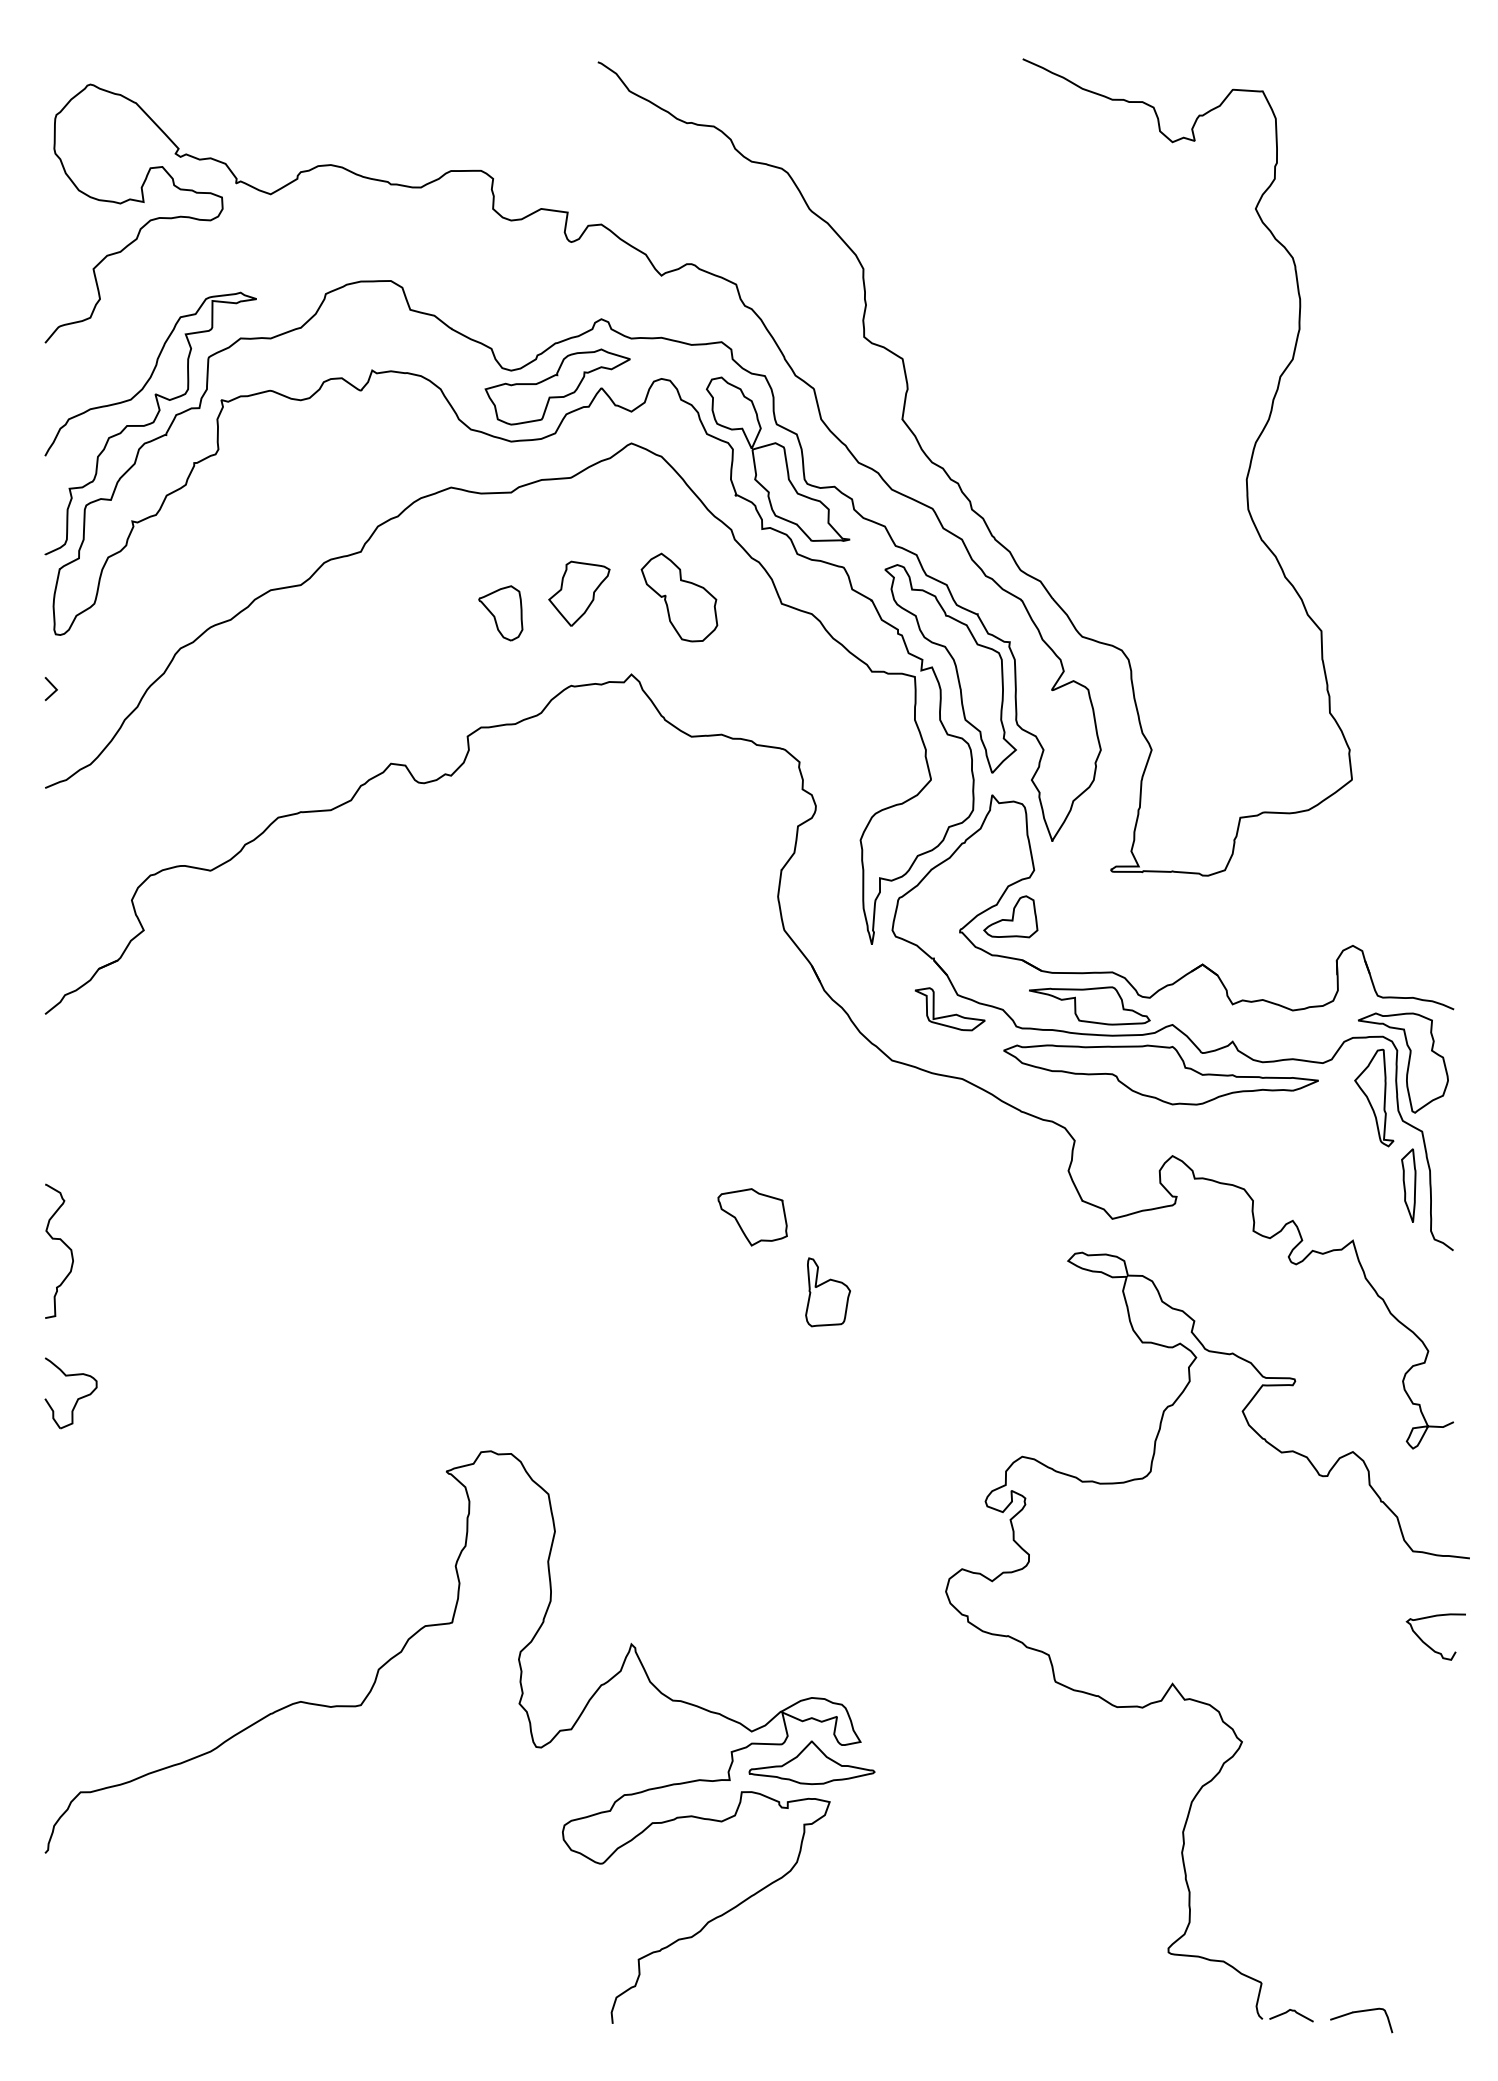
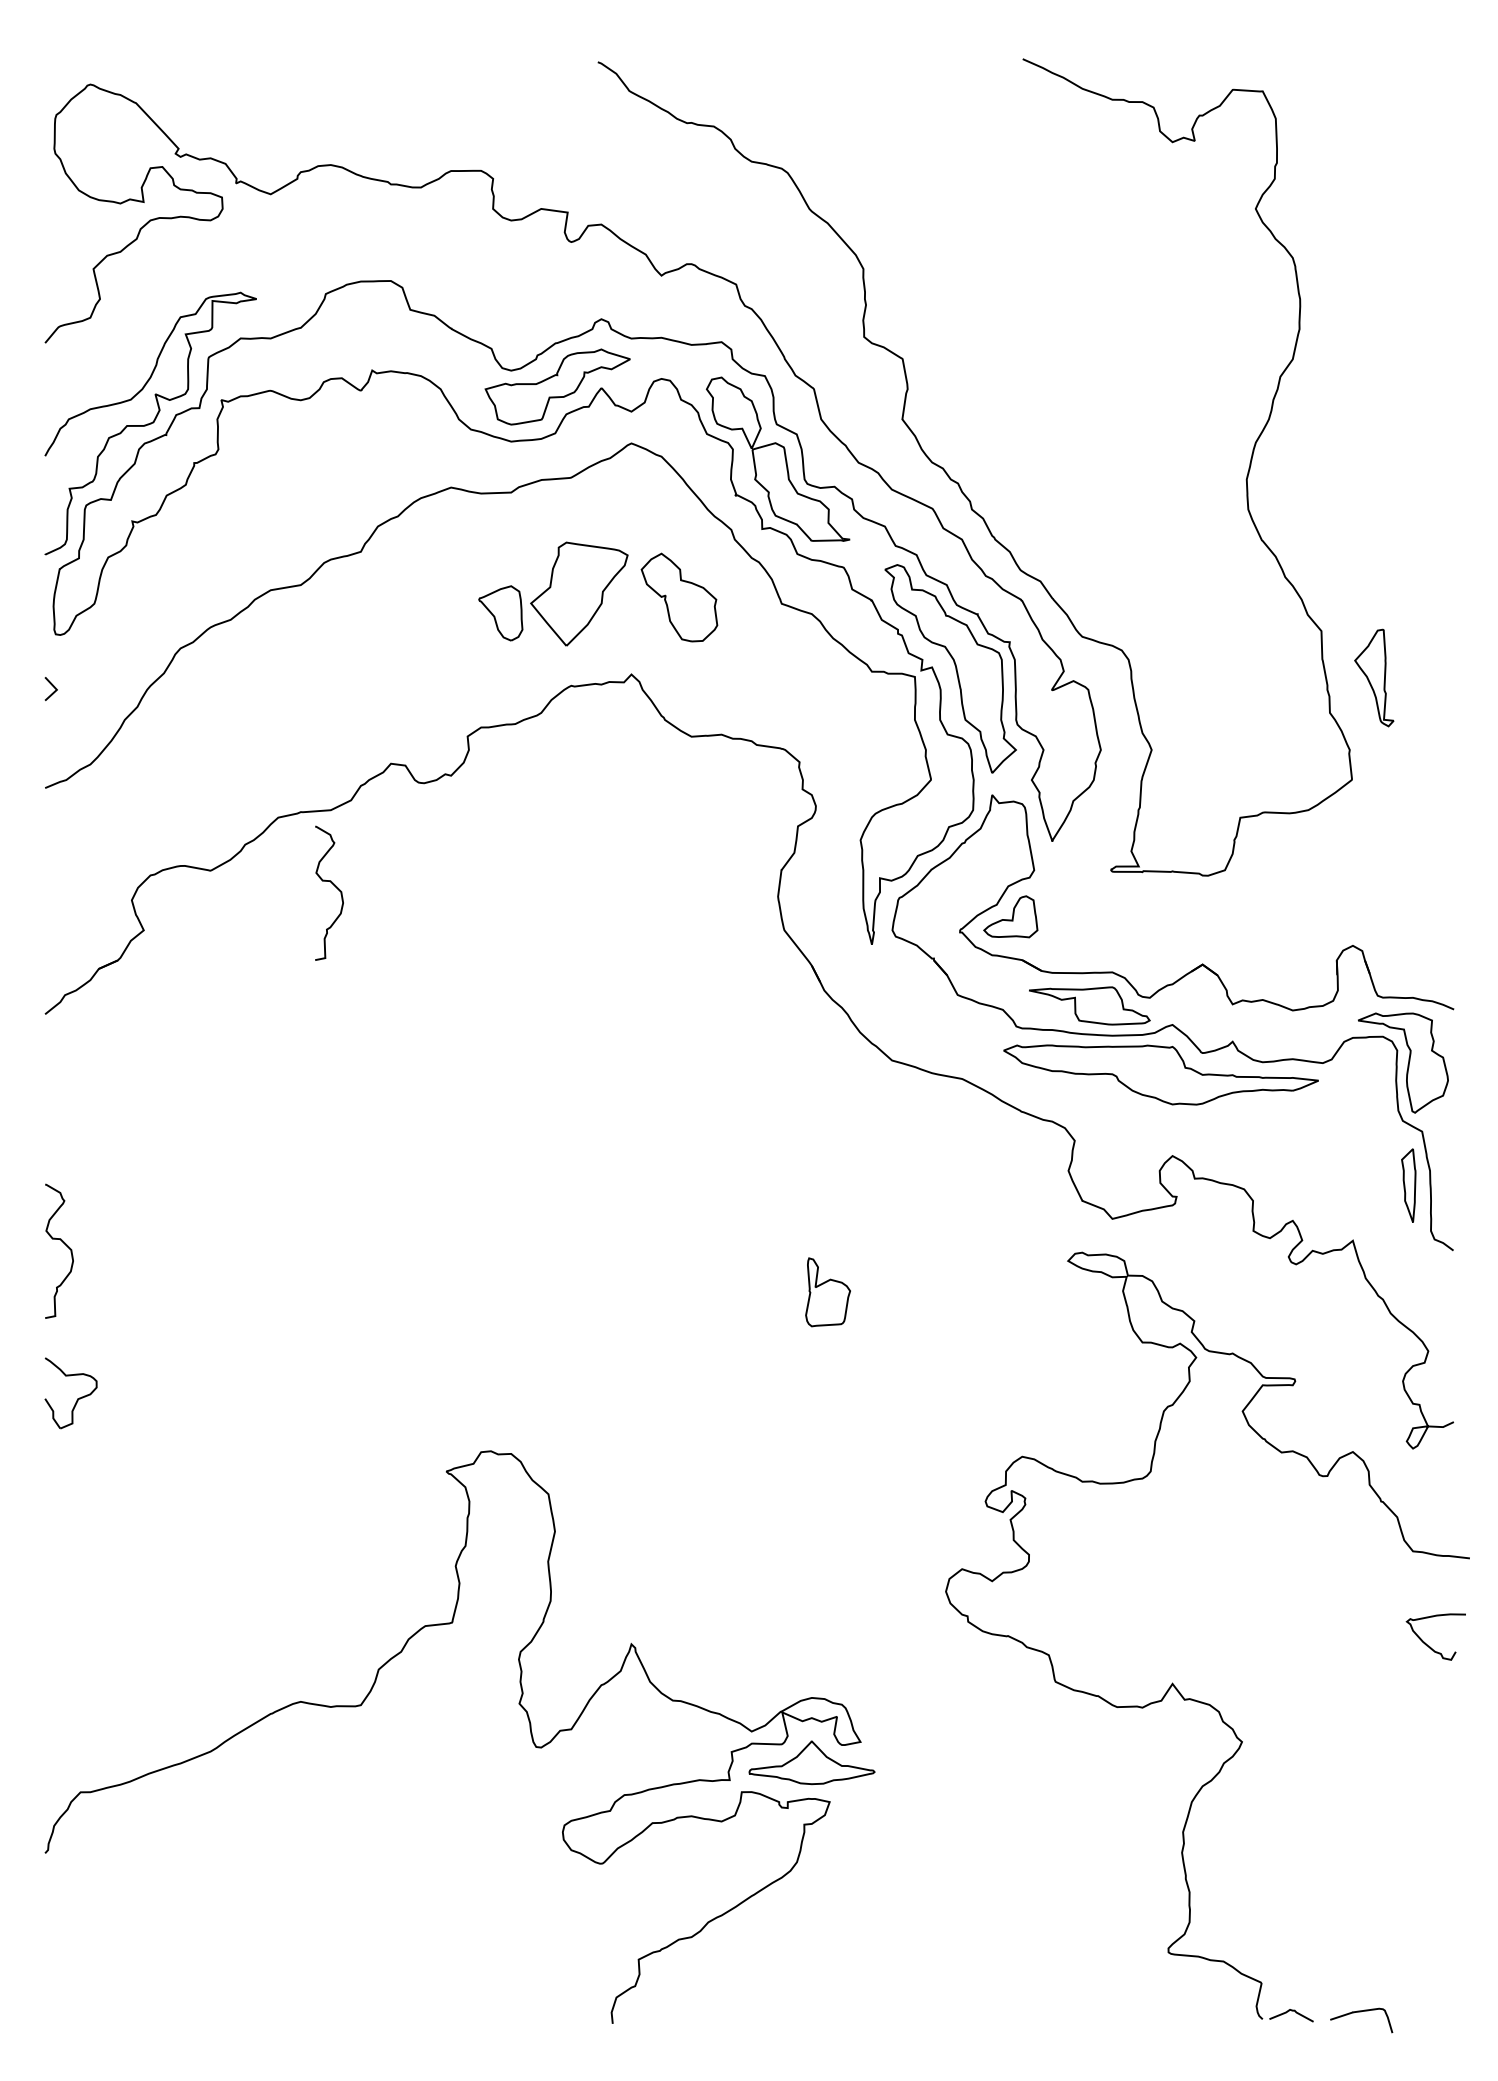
part size: 63x67 px -> 99x106 px (579, 593)
curve: none -> present (334, 886)
part: present -> none (949, 1009)
part position: (1374, 1097) -> (1374, 677) (1374, 677)
part: present -> none (752, 1217)
